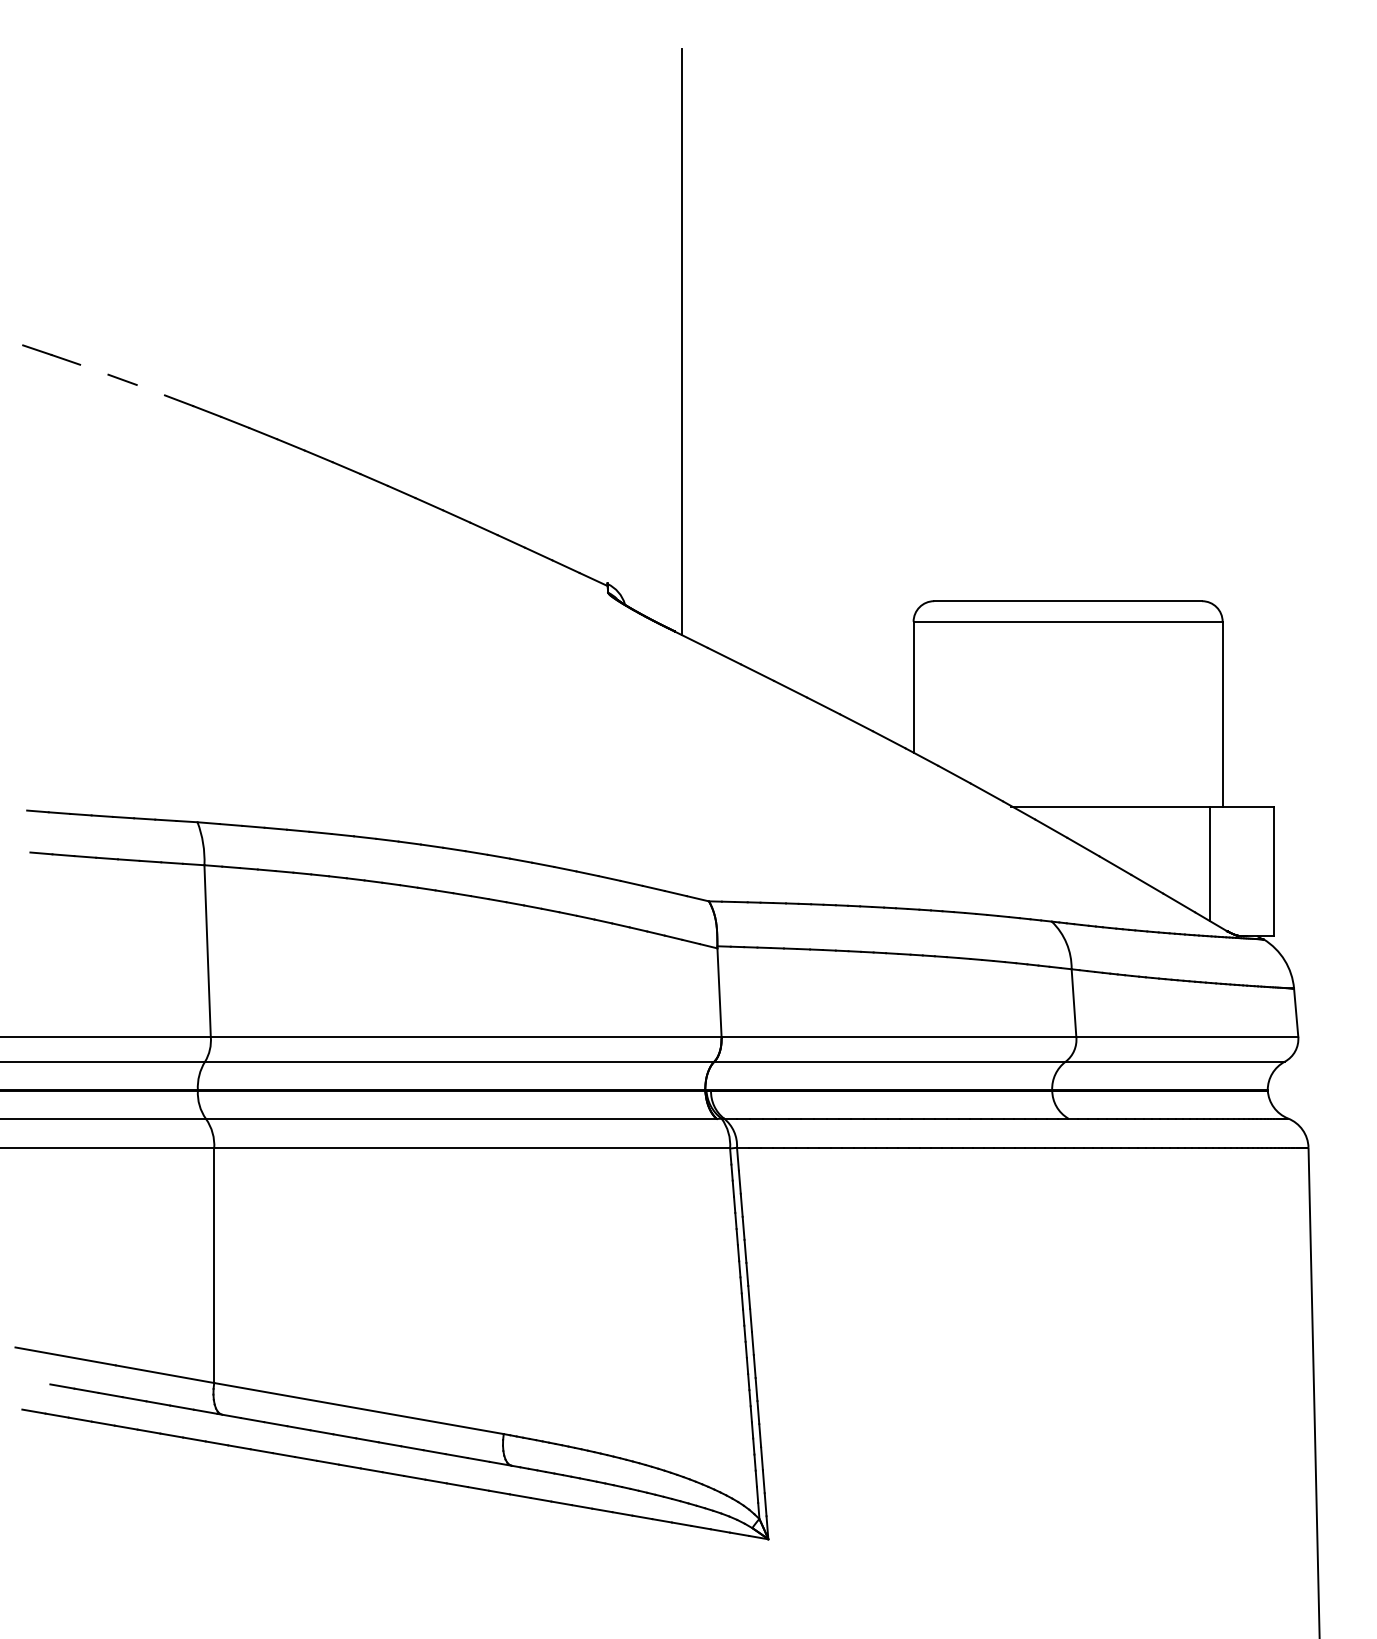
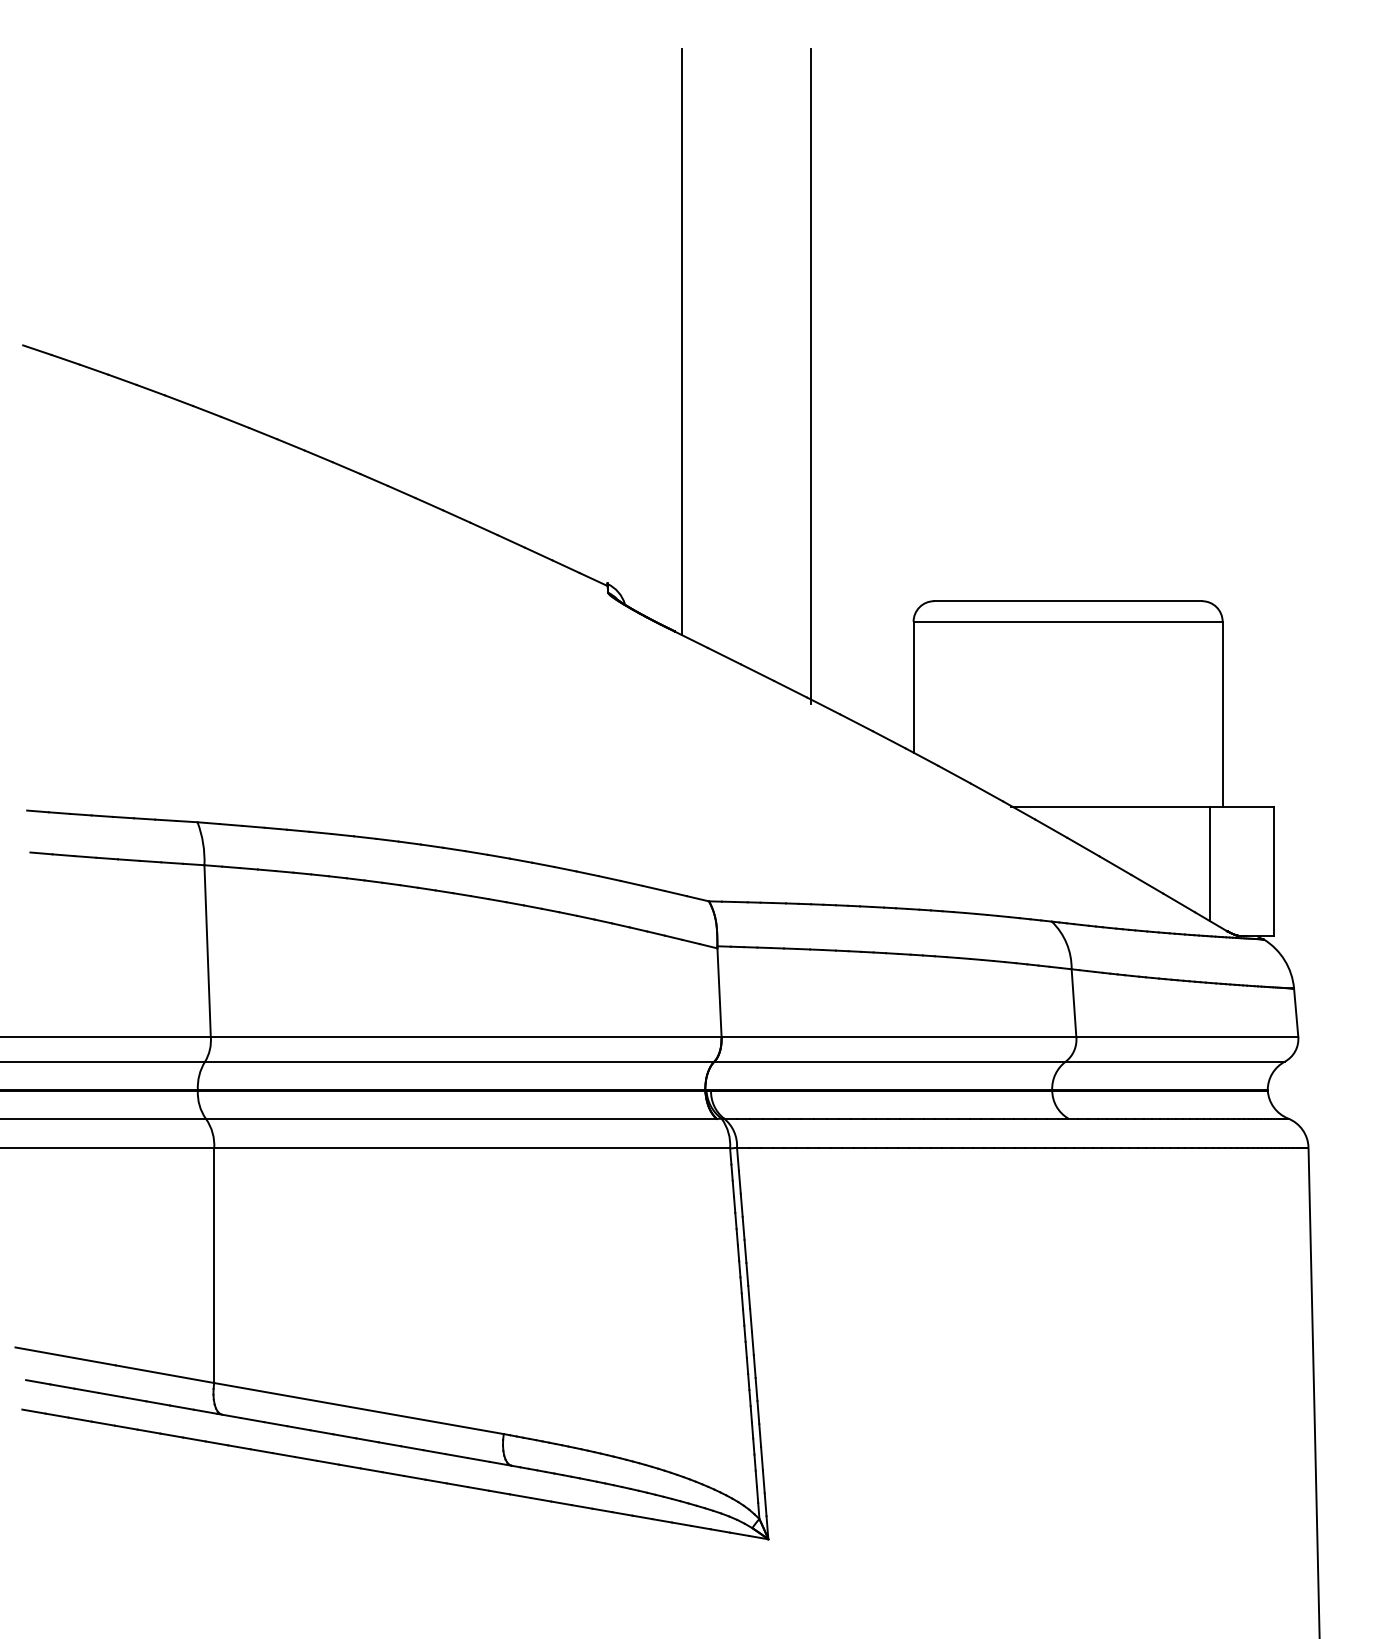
line: none -> present (94, 369)
line: none -> present (810, 376)
line: none -> present (150, 389)
line: none -> present (38, 1382)
